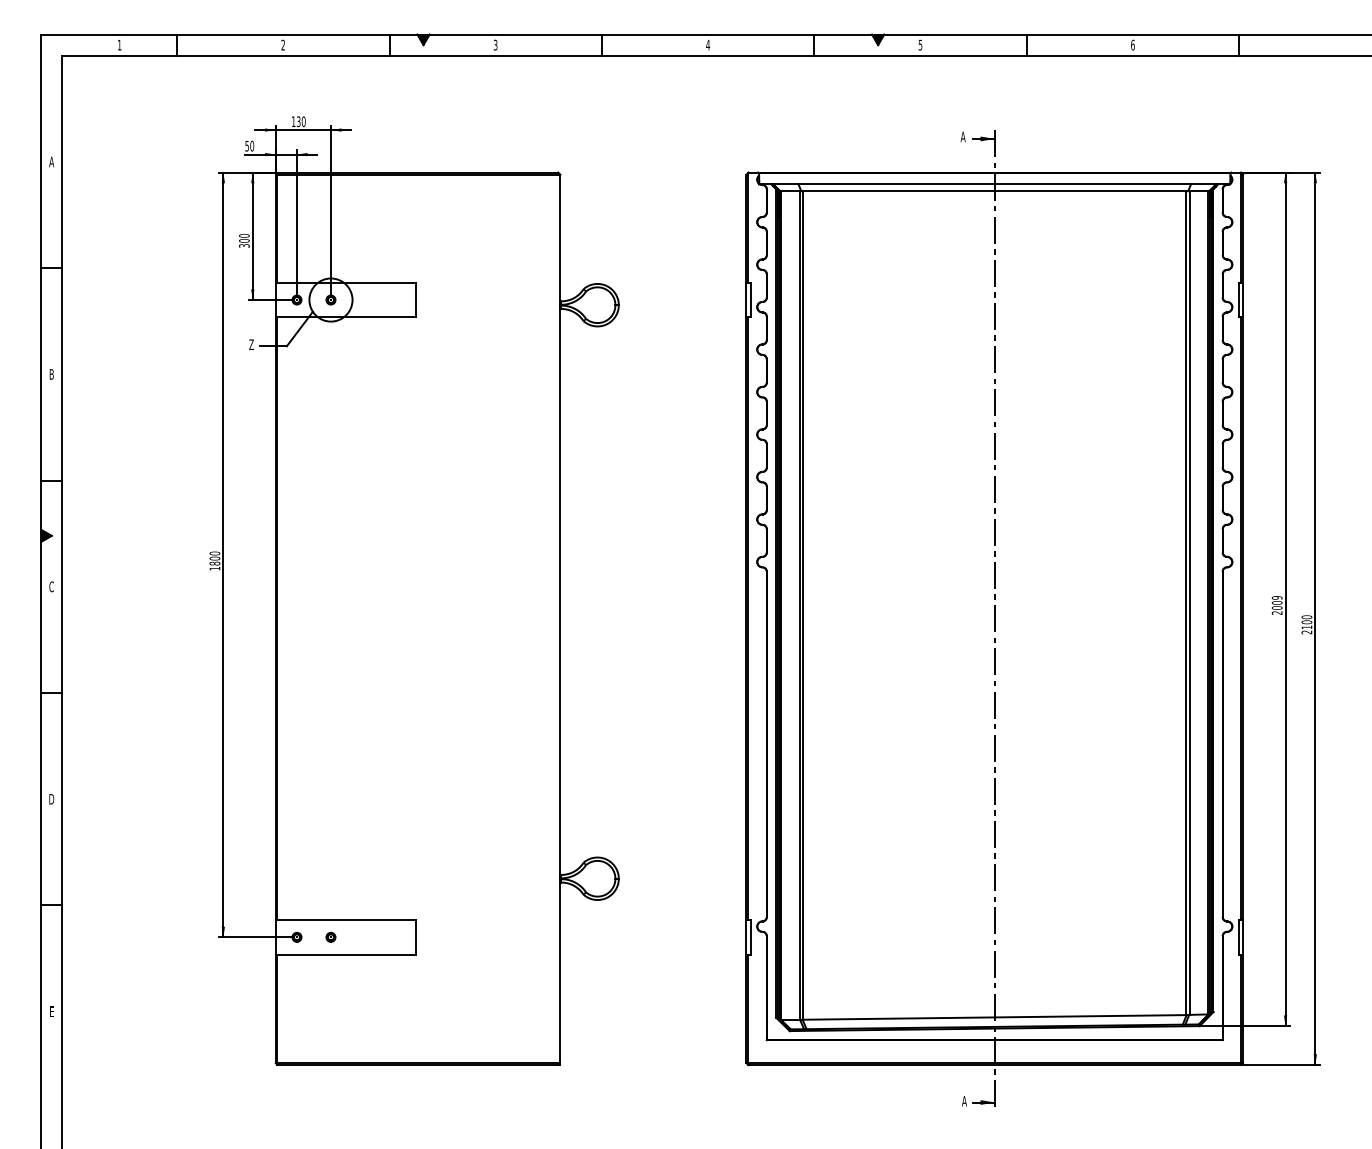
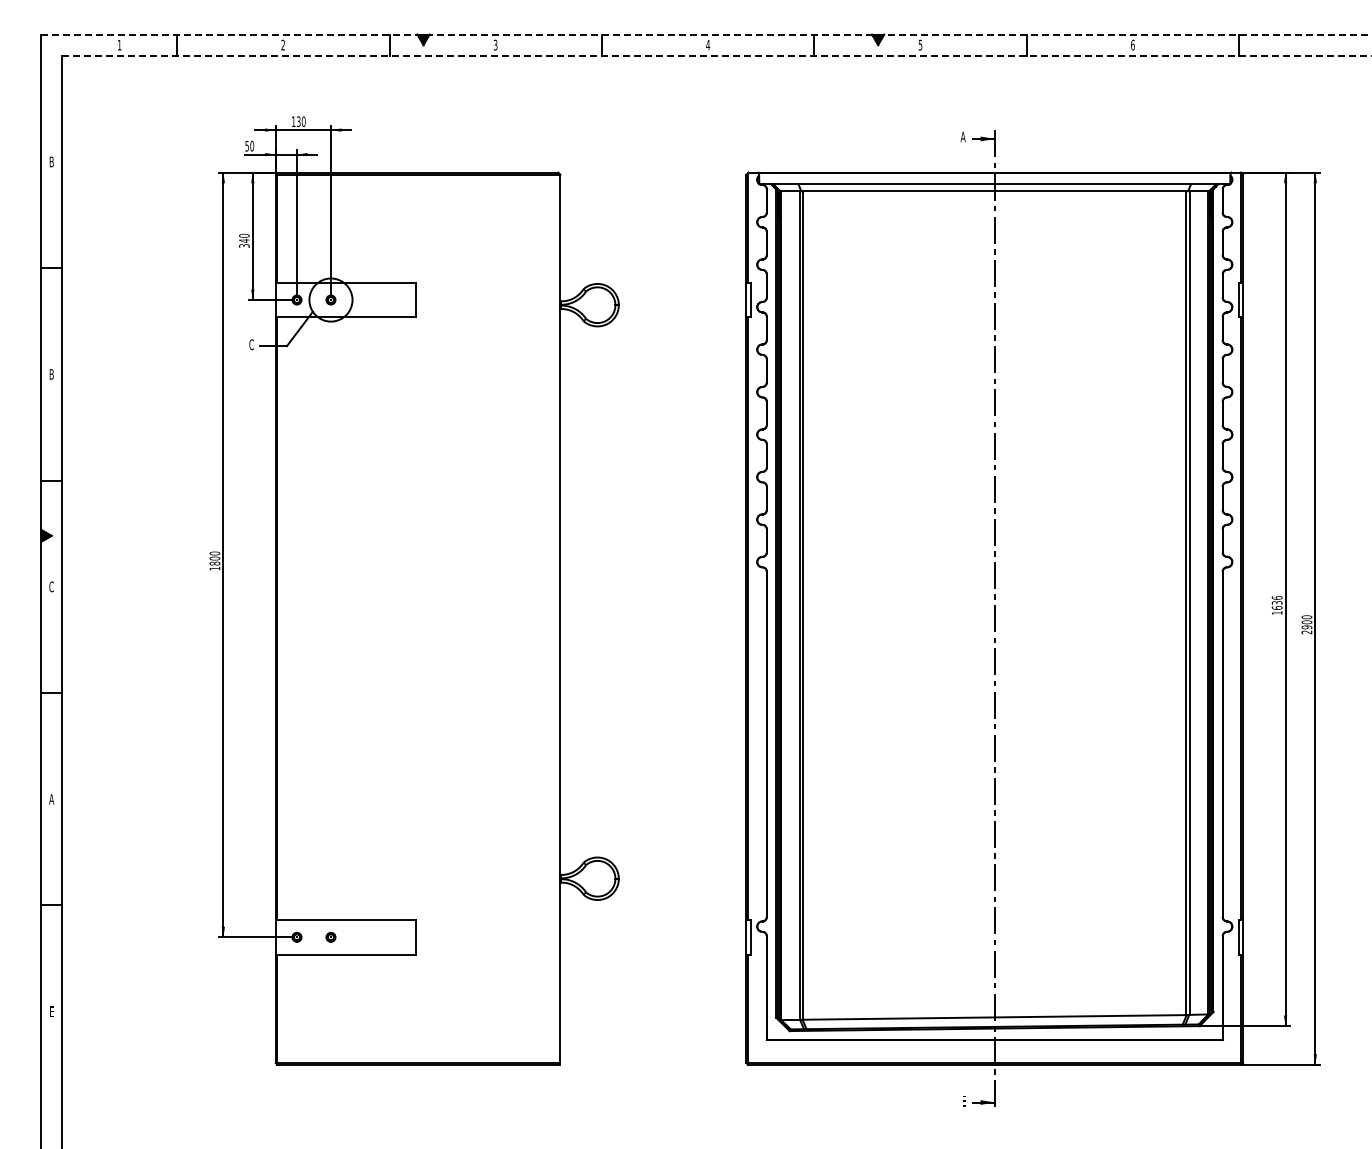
line: solid -> dashed (706, 34)
line: solid -> dashed (717, 55)
text: A -> B (51, 161)
text: 300 -> 340 (244, 240)
text: Z -> C (251, 344)
text: 2009 -> 1636 (1276, 605)
text: 2100 -> 2900 (1306, 627)
text: D -> A (51, 799)
text: A -> E (964, 1101)
